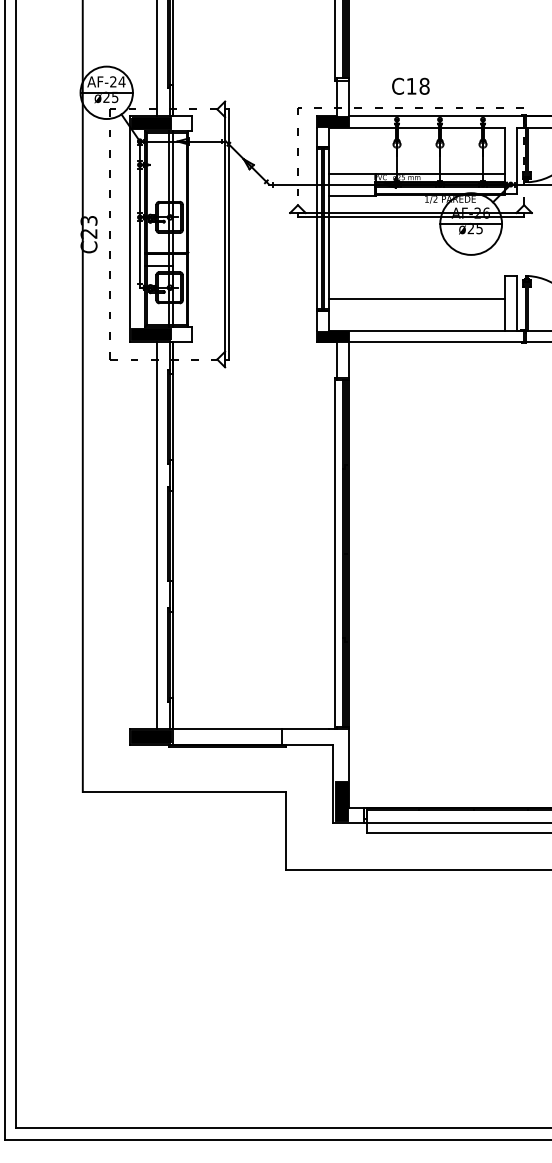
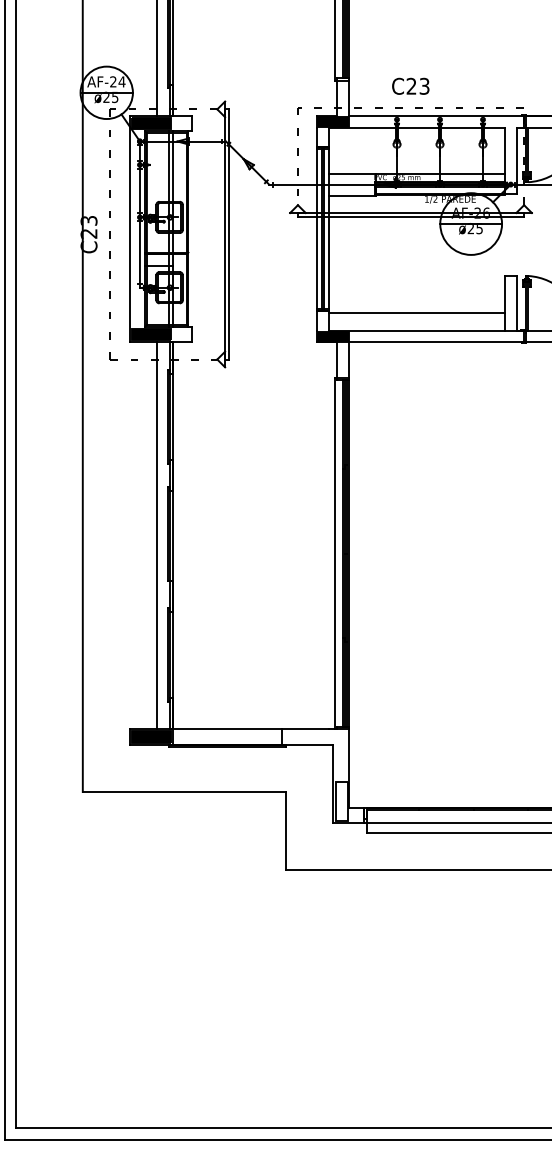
text: C18 -> C23 (417, 85)
line position: (416, 299) -> (416, 313) (416, 313)
fill: present -> none (341, 801)
